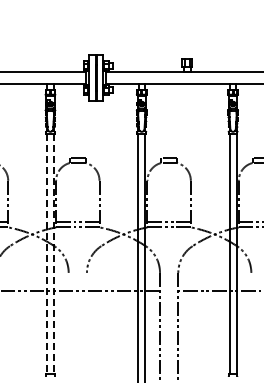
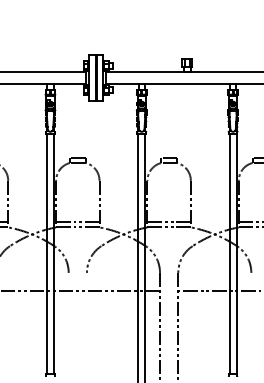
line: dashed -> solid (46, 254)
line: dashed -> solid (54, 254)
